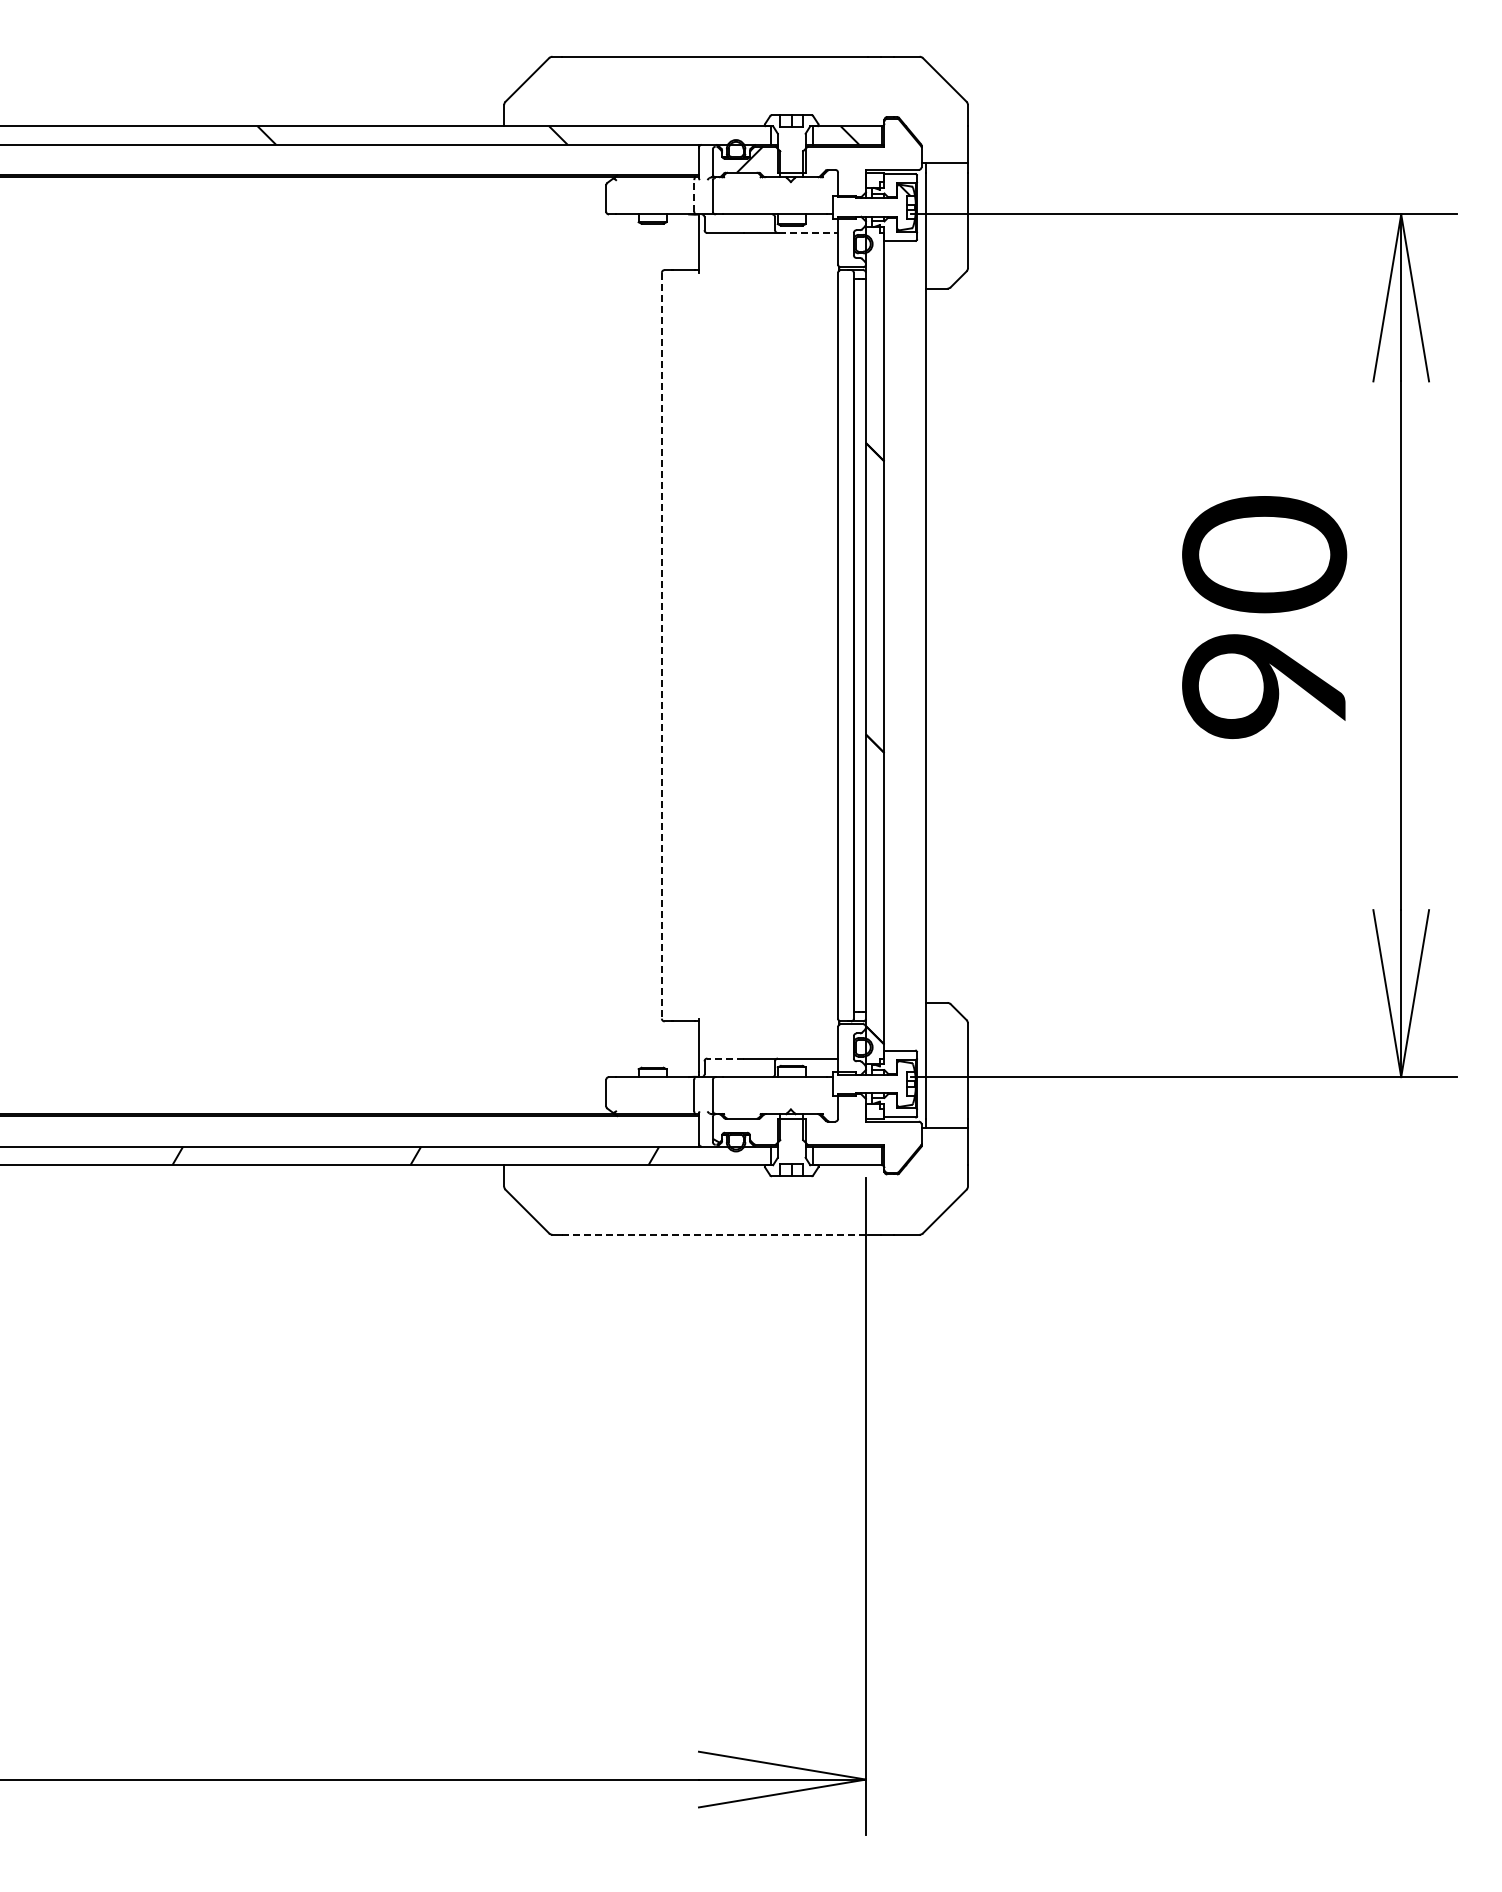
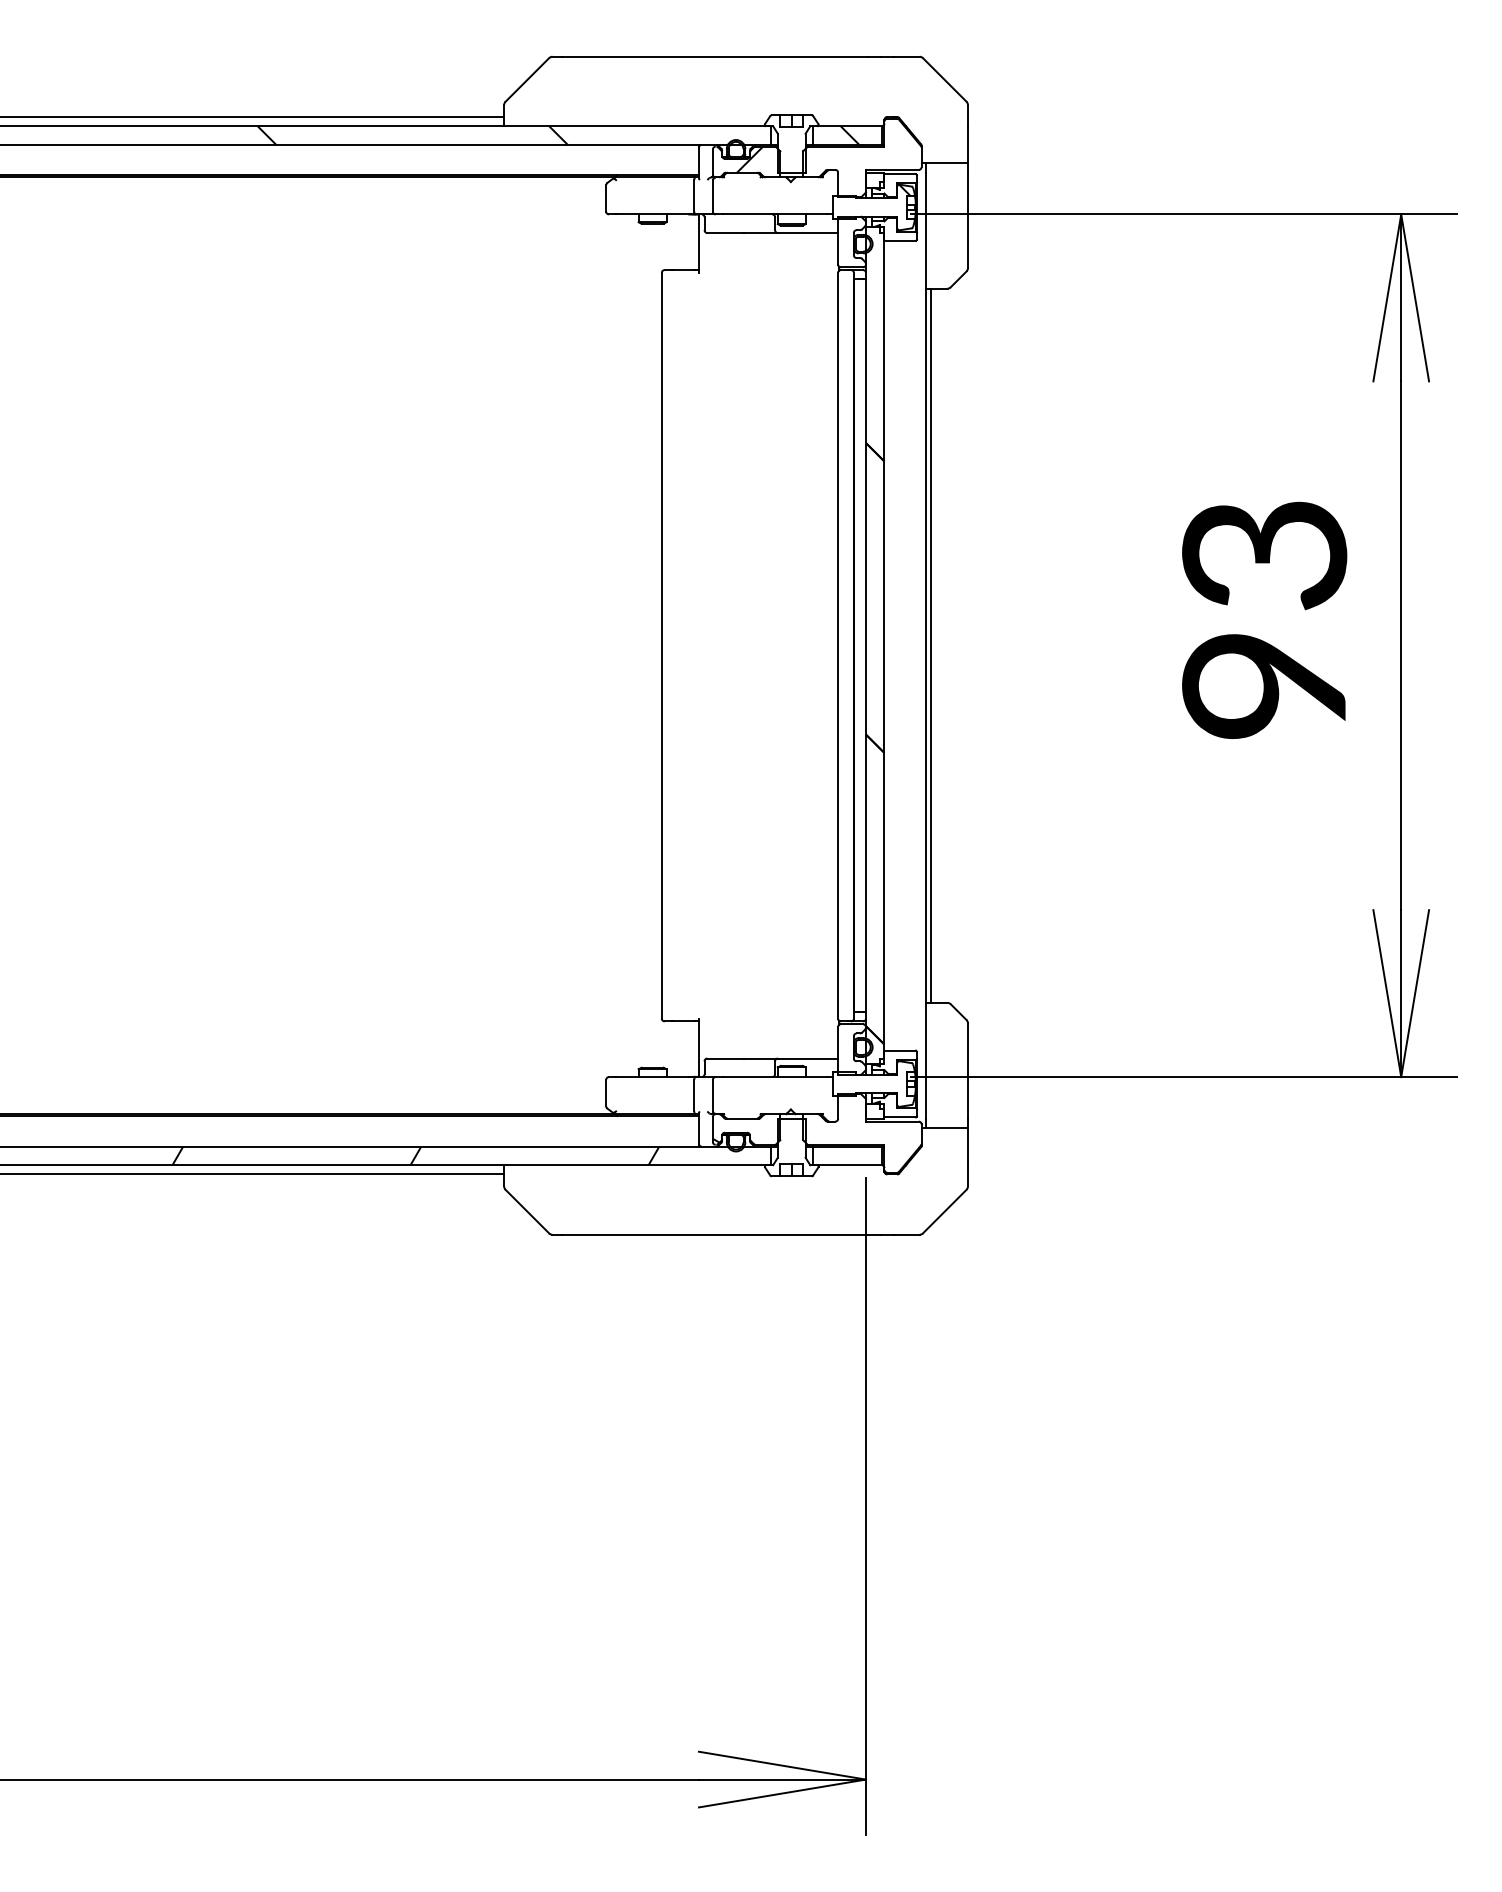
line: none -> present (253, 117)
line: dashed -> solid (694, 195)
line: dashed -> solid (809, 232)
text: 90 -> 93 (1264, 554)
line: dashed -> solid (661, 645)
line: none -> present (930, 645)
line: dashed -> solid (725, 1058)
line: none -> present (253, 1174)
line: dashed -> solid (715, 1234)
